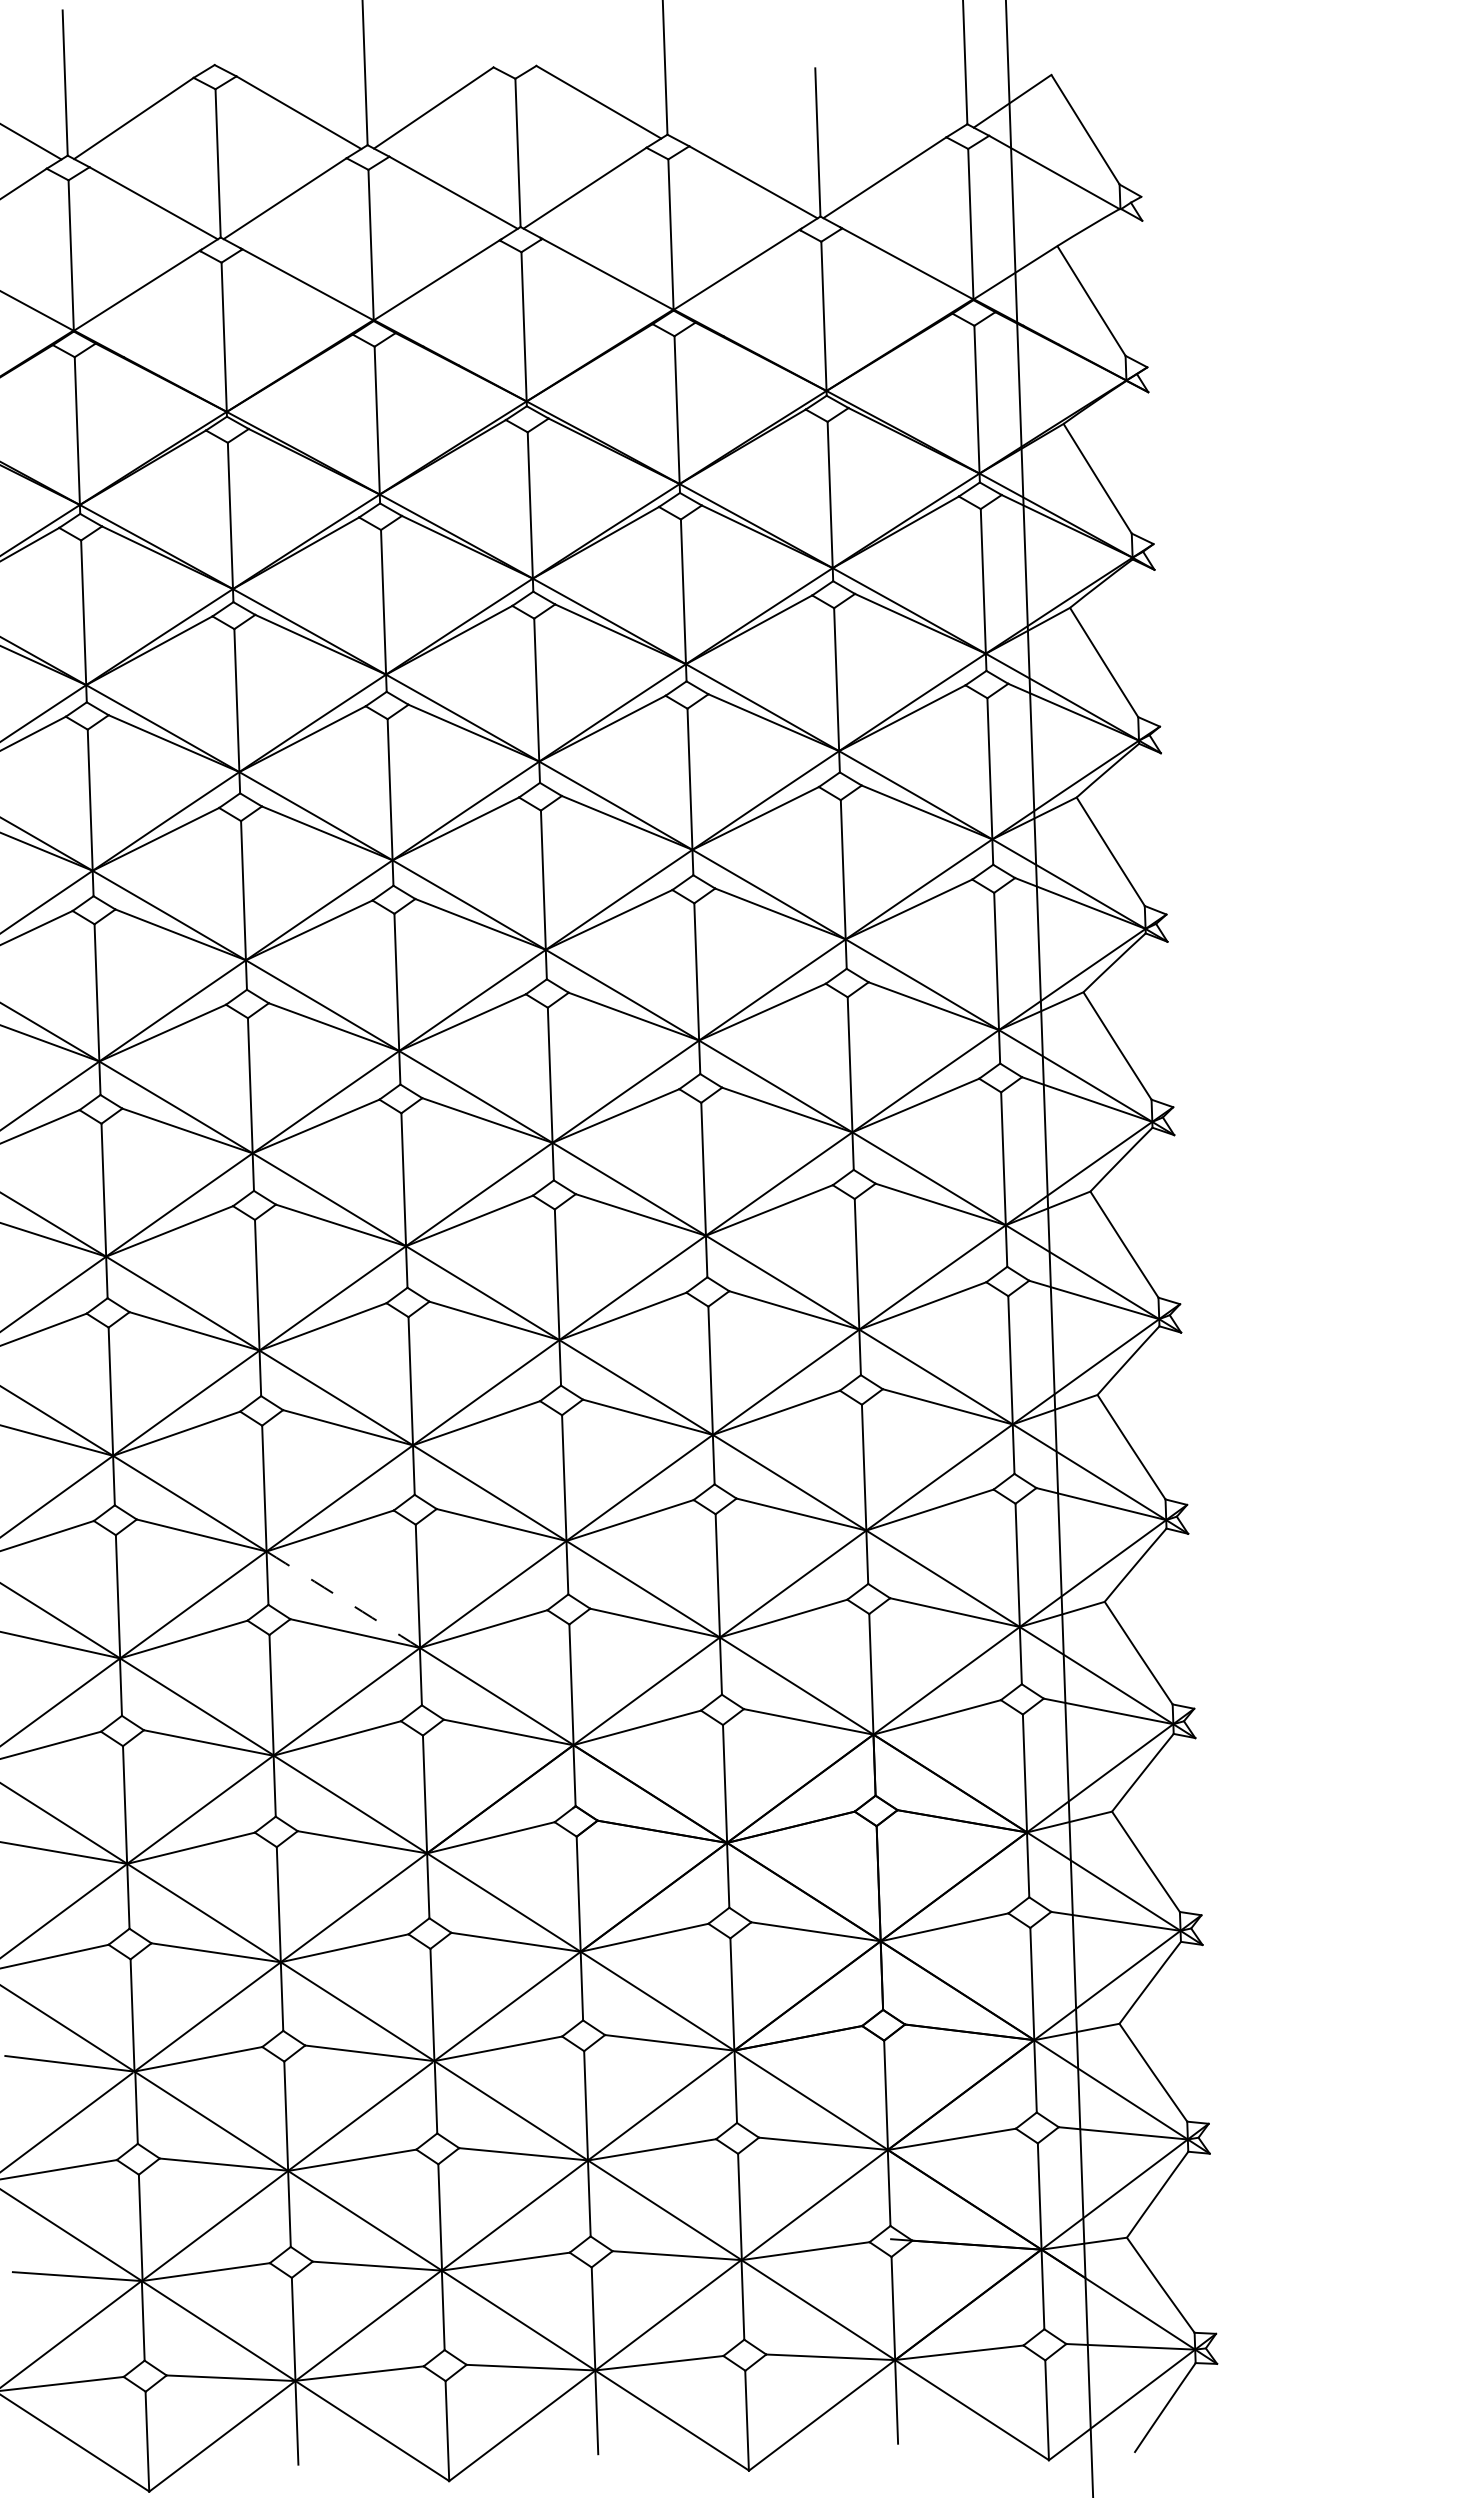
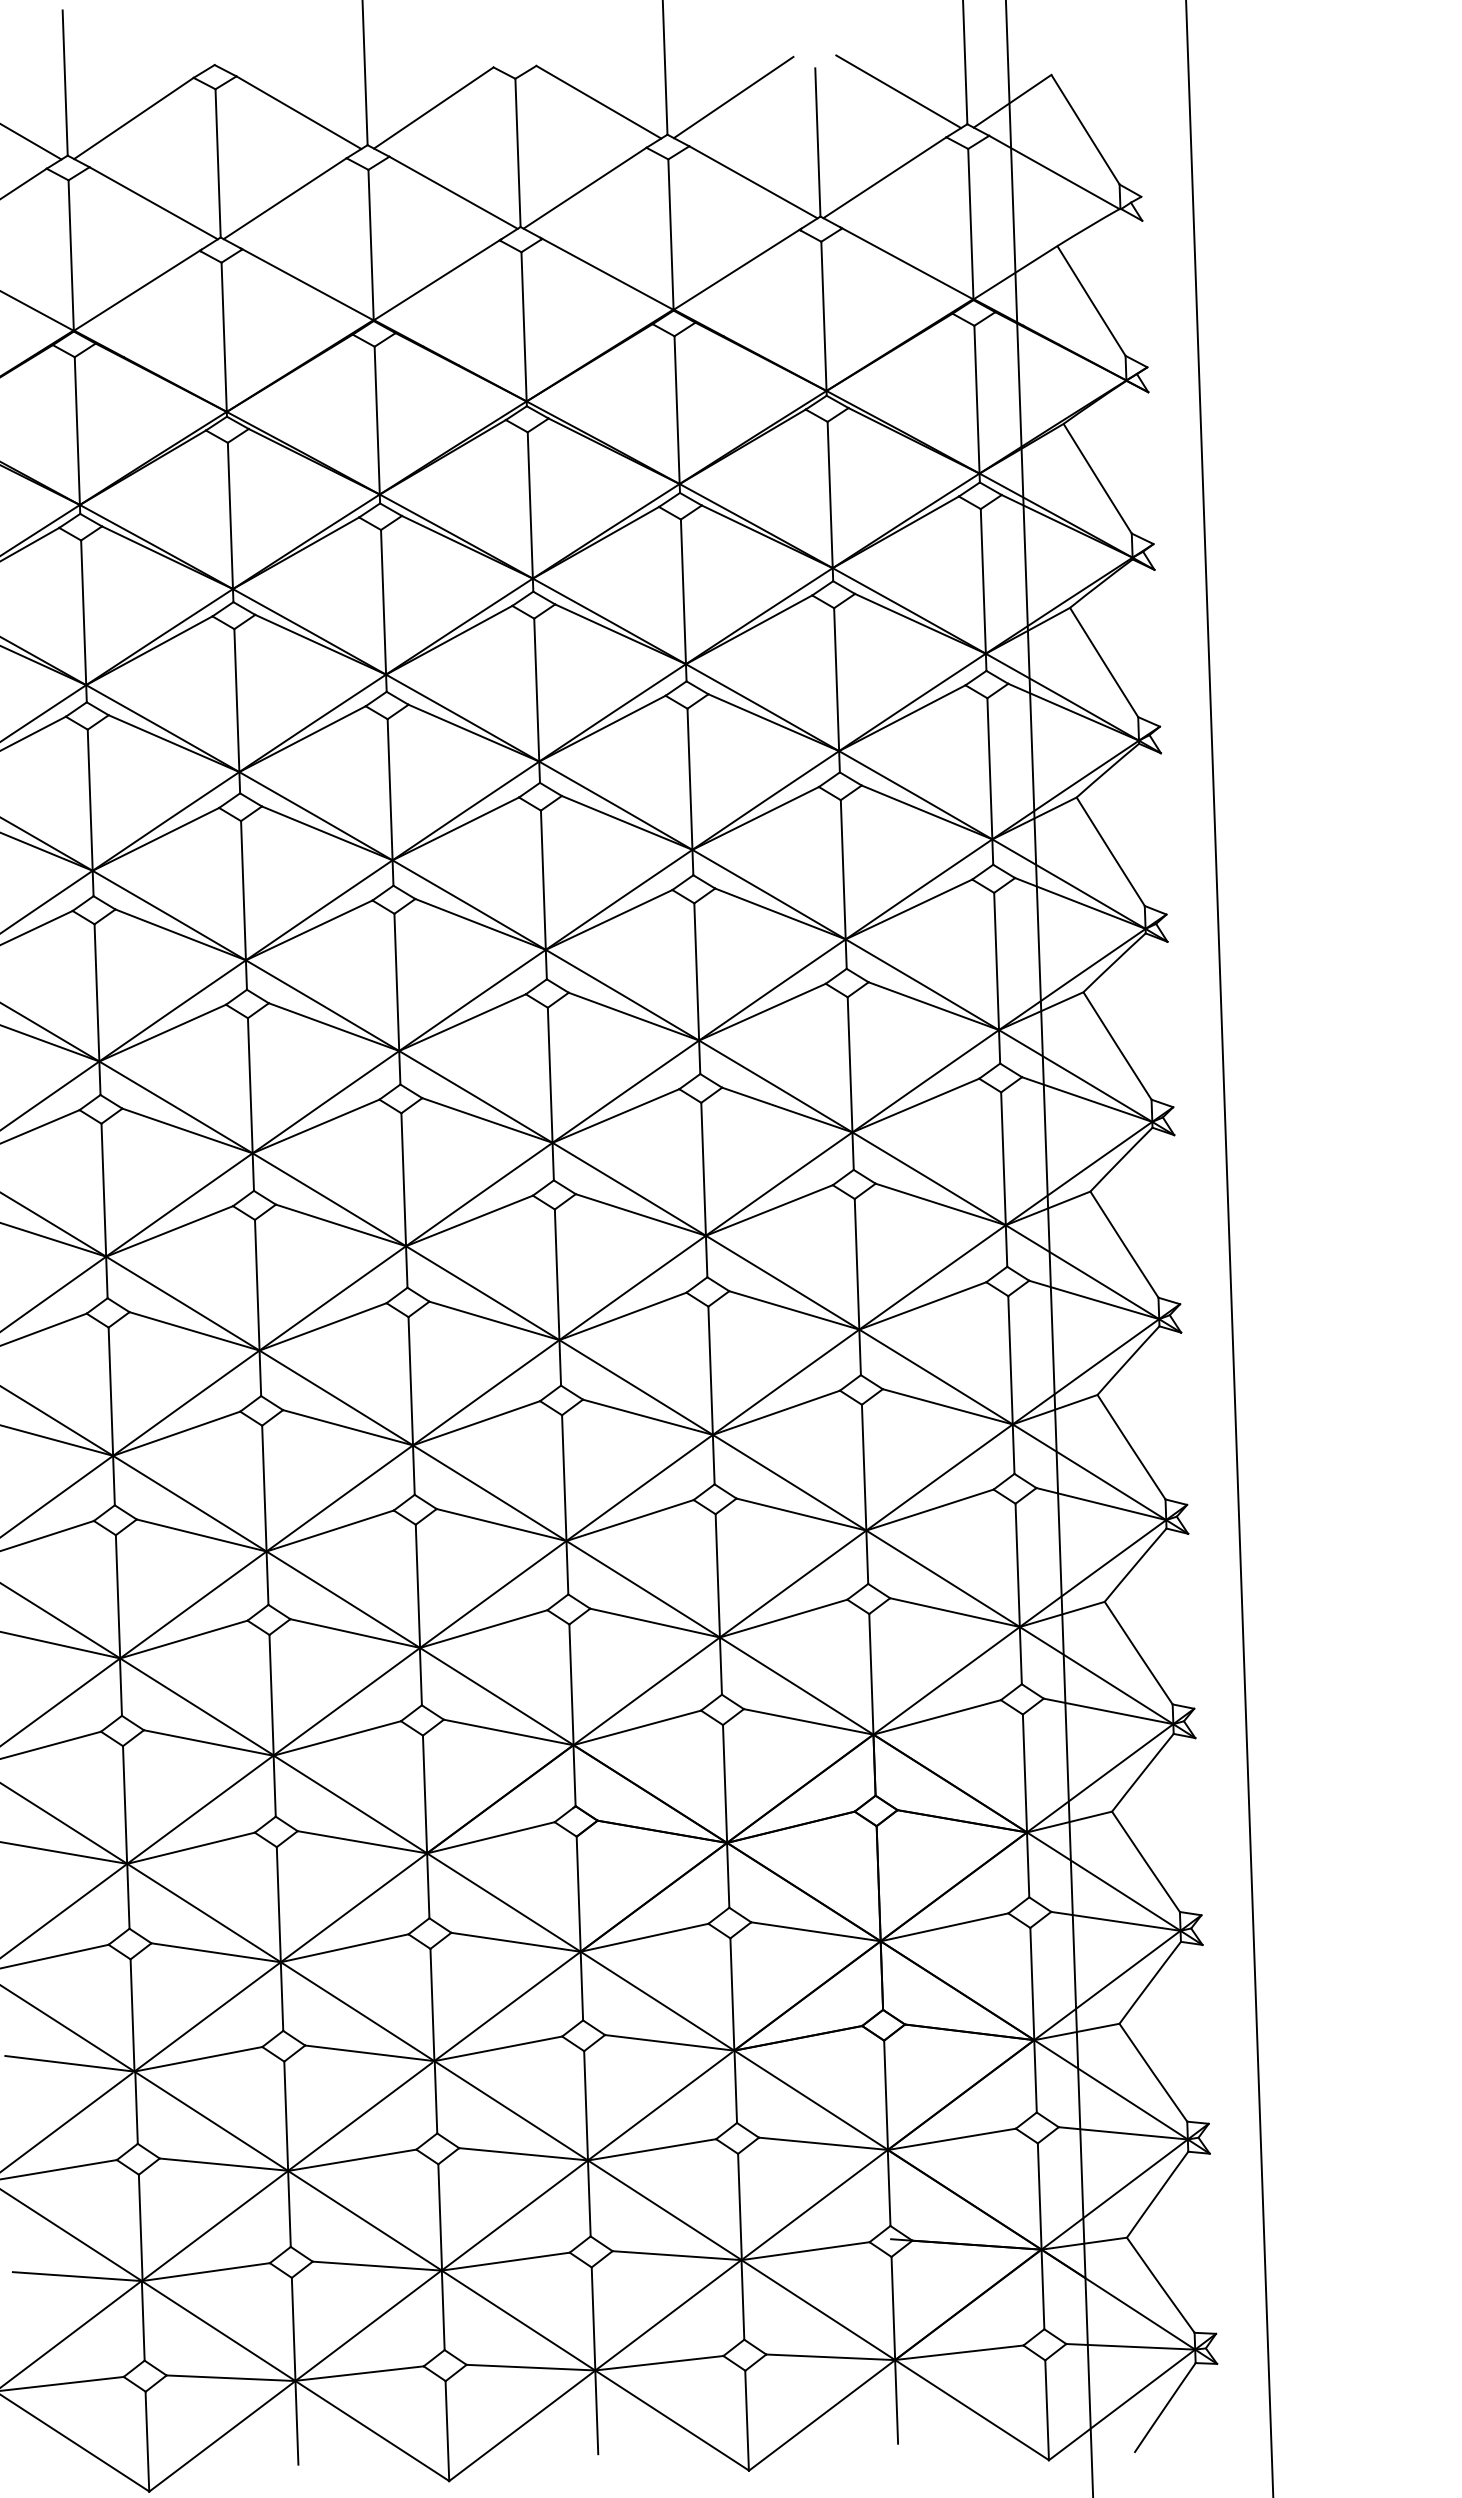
line: none -> present (898, 91)
line: none -> present (733, 97)
line: none -> present (1229, 1248)
arc: dashed -> solid (343, 1599)
